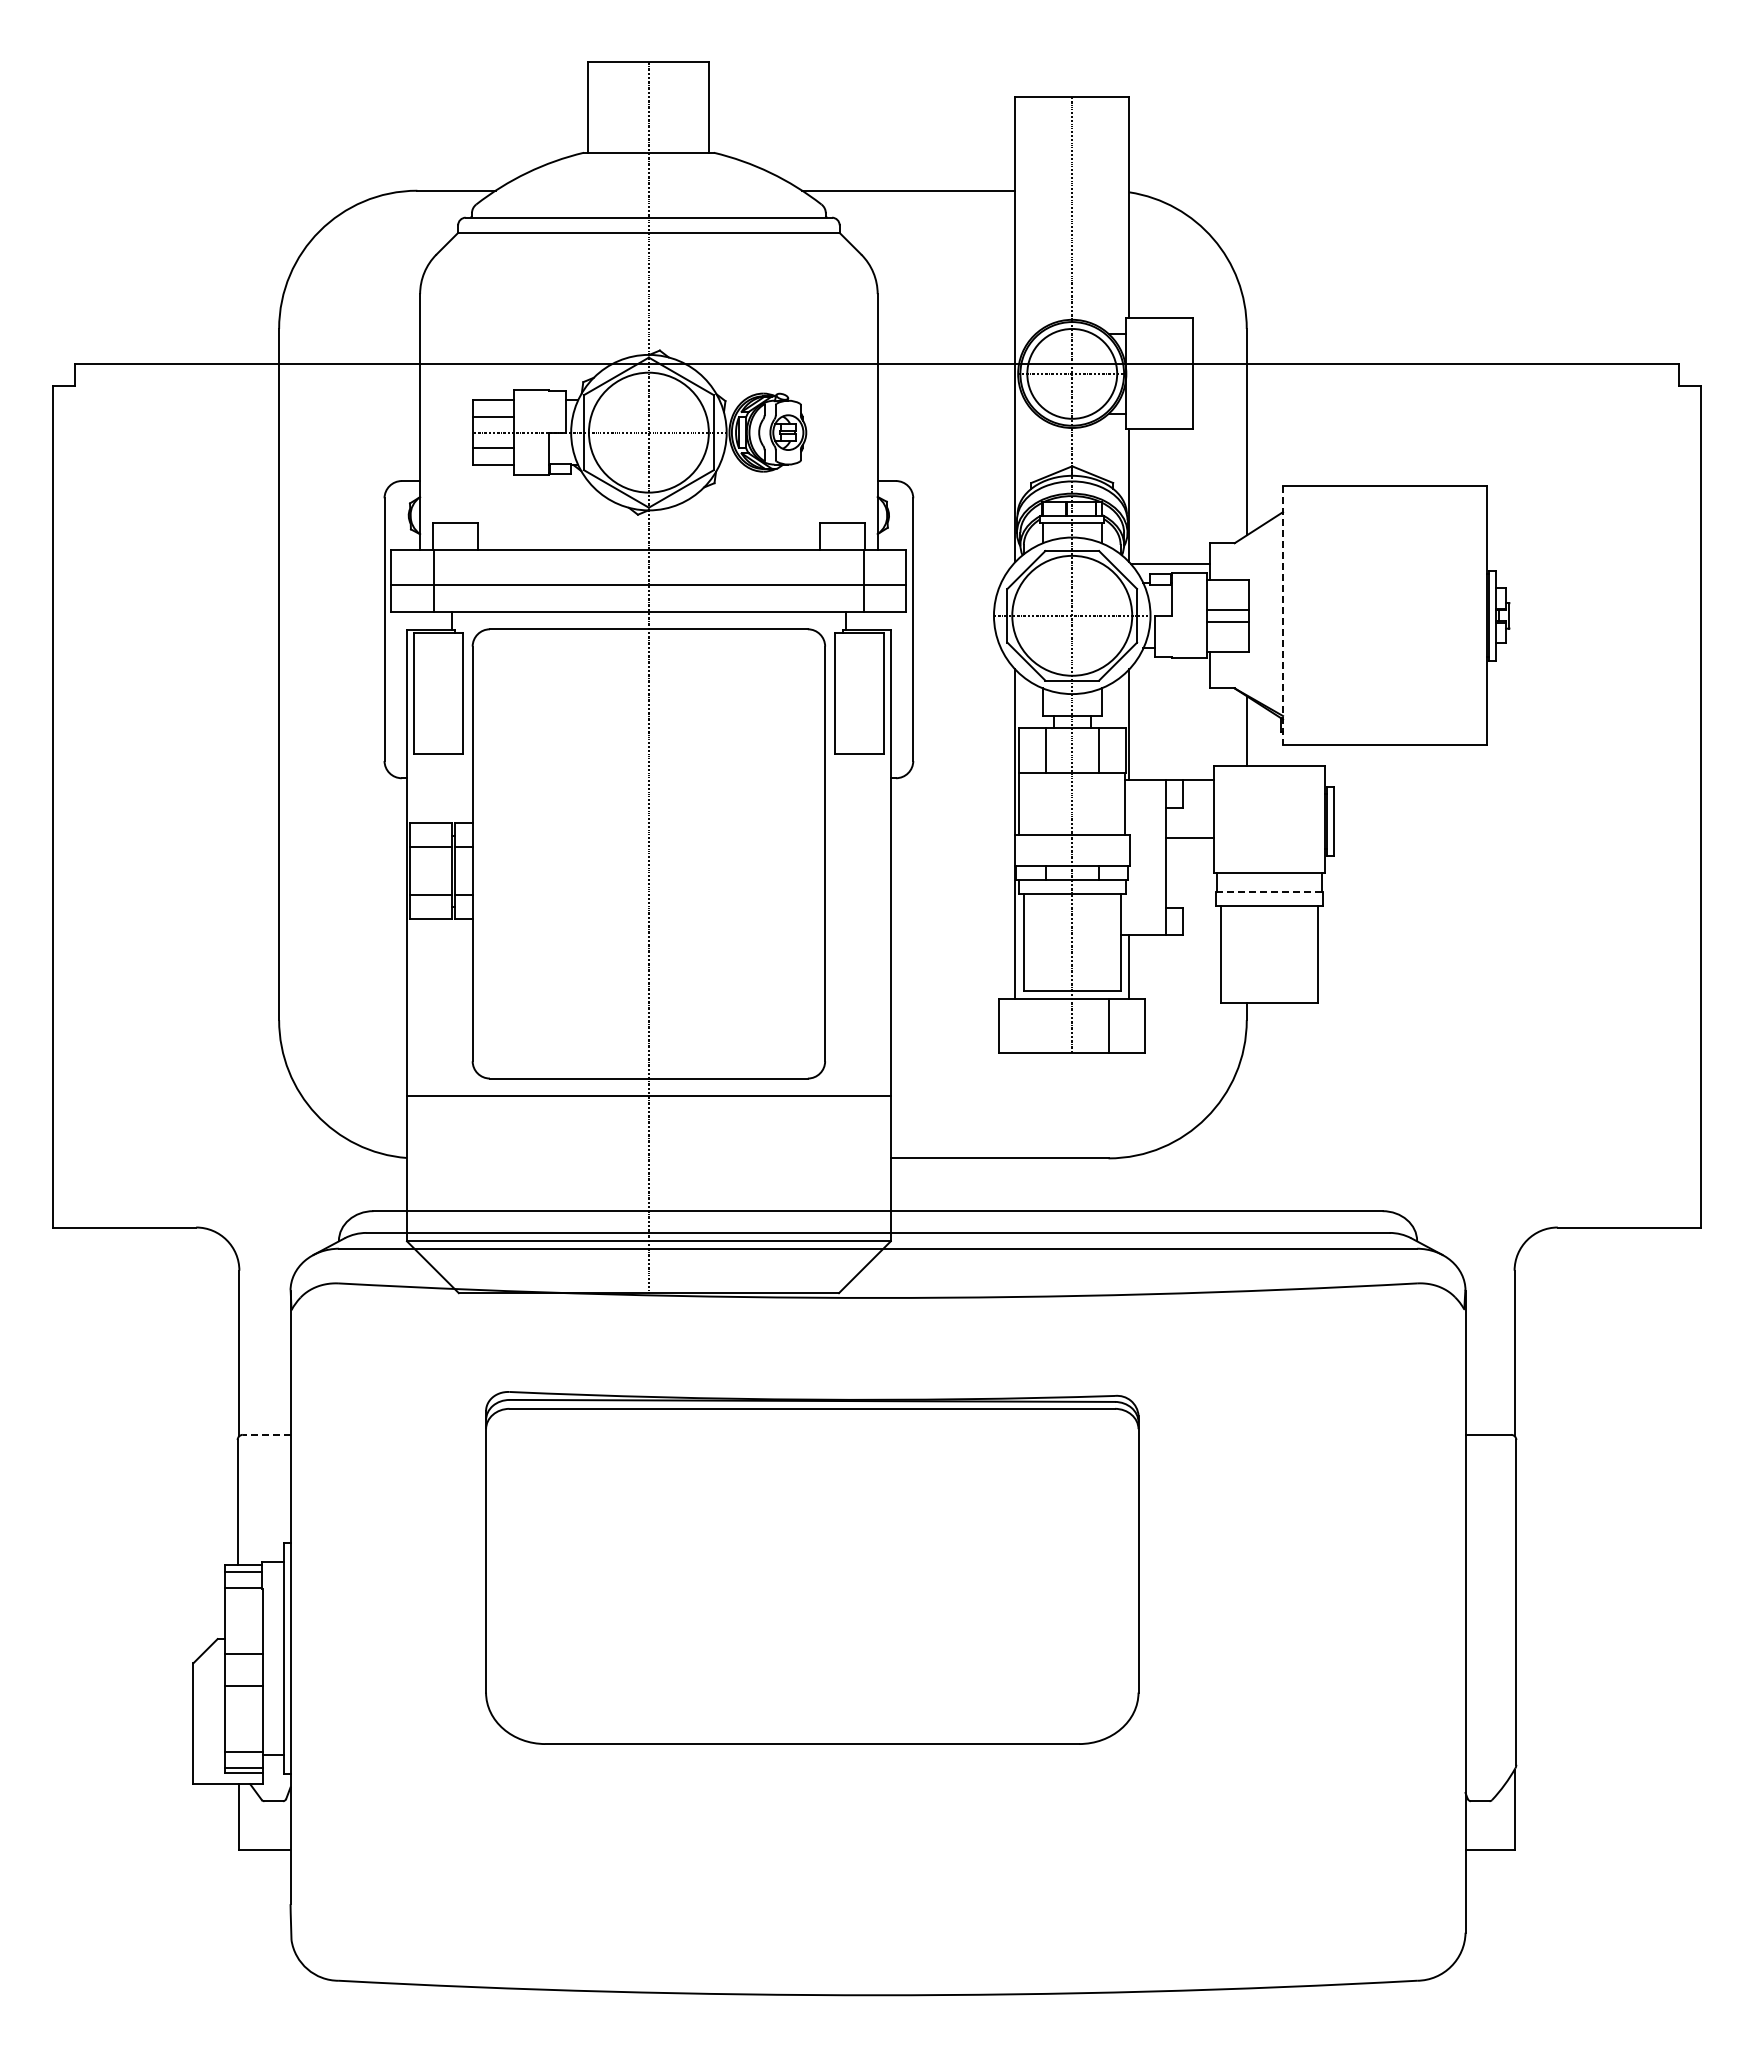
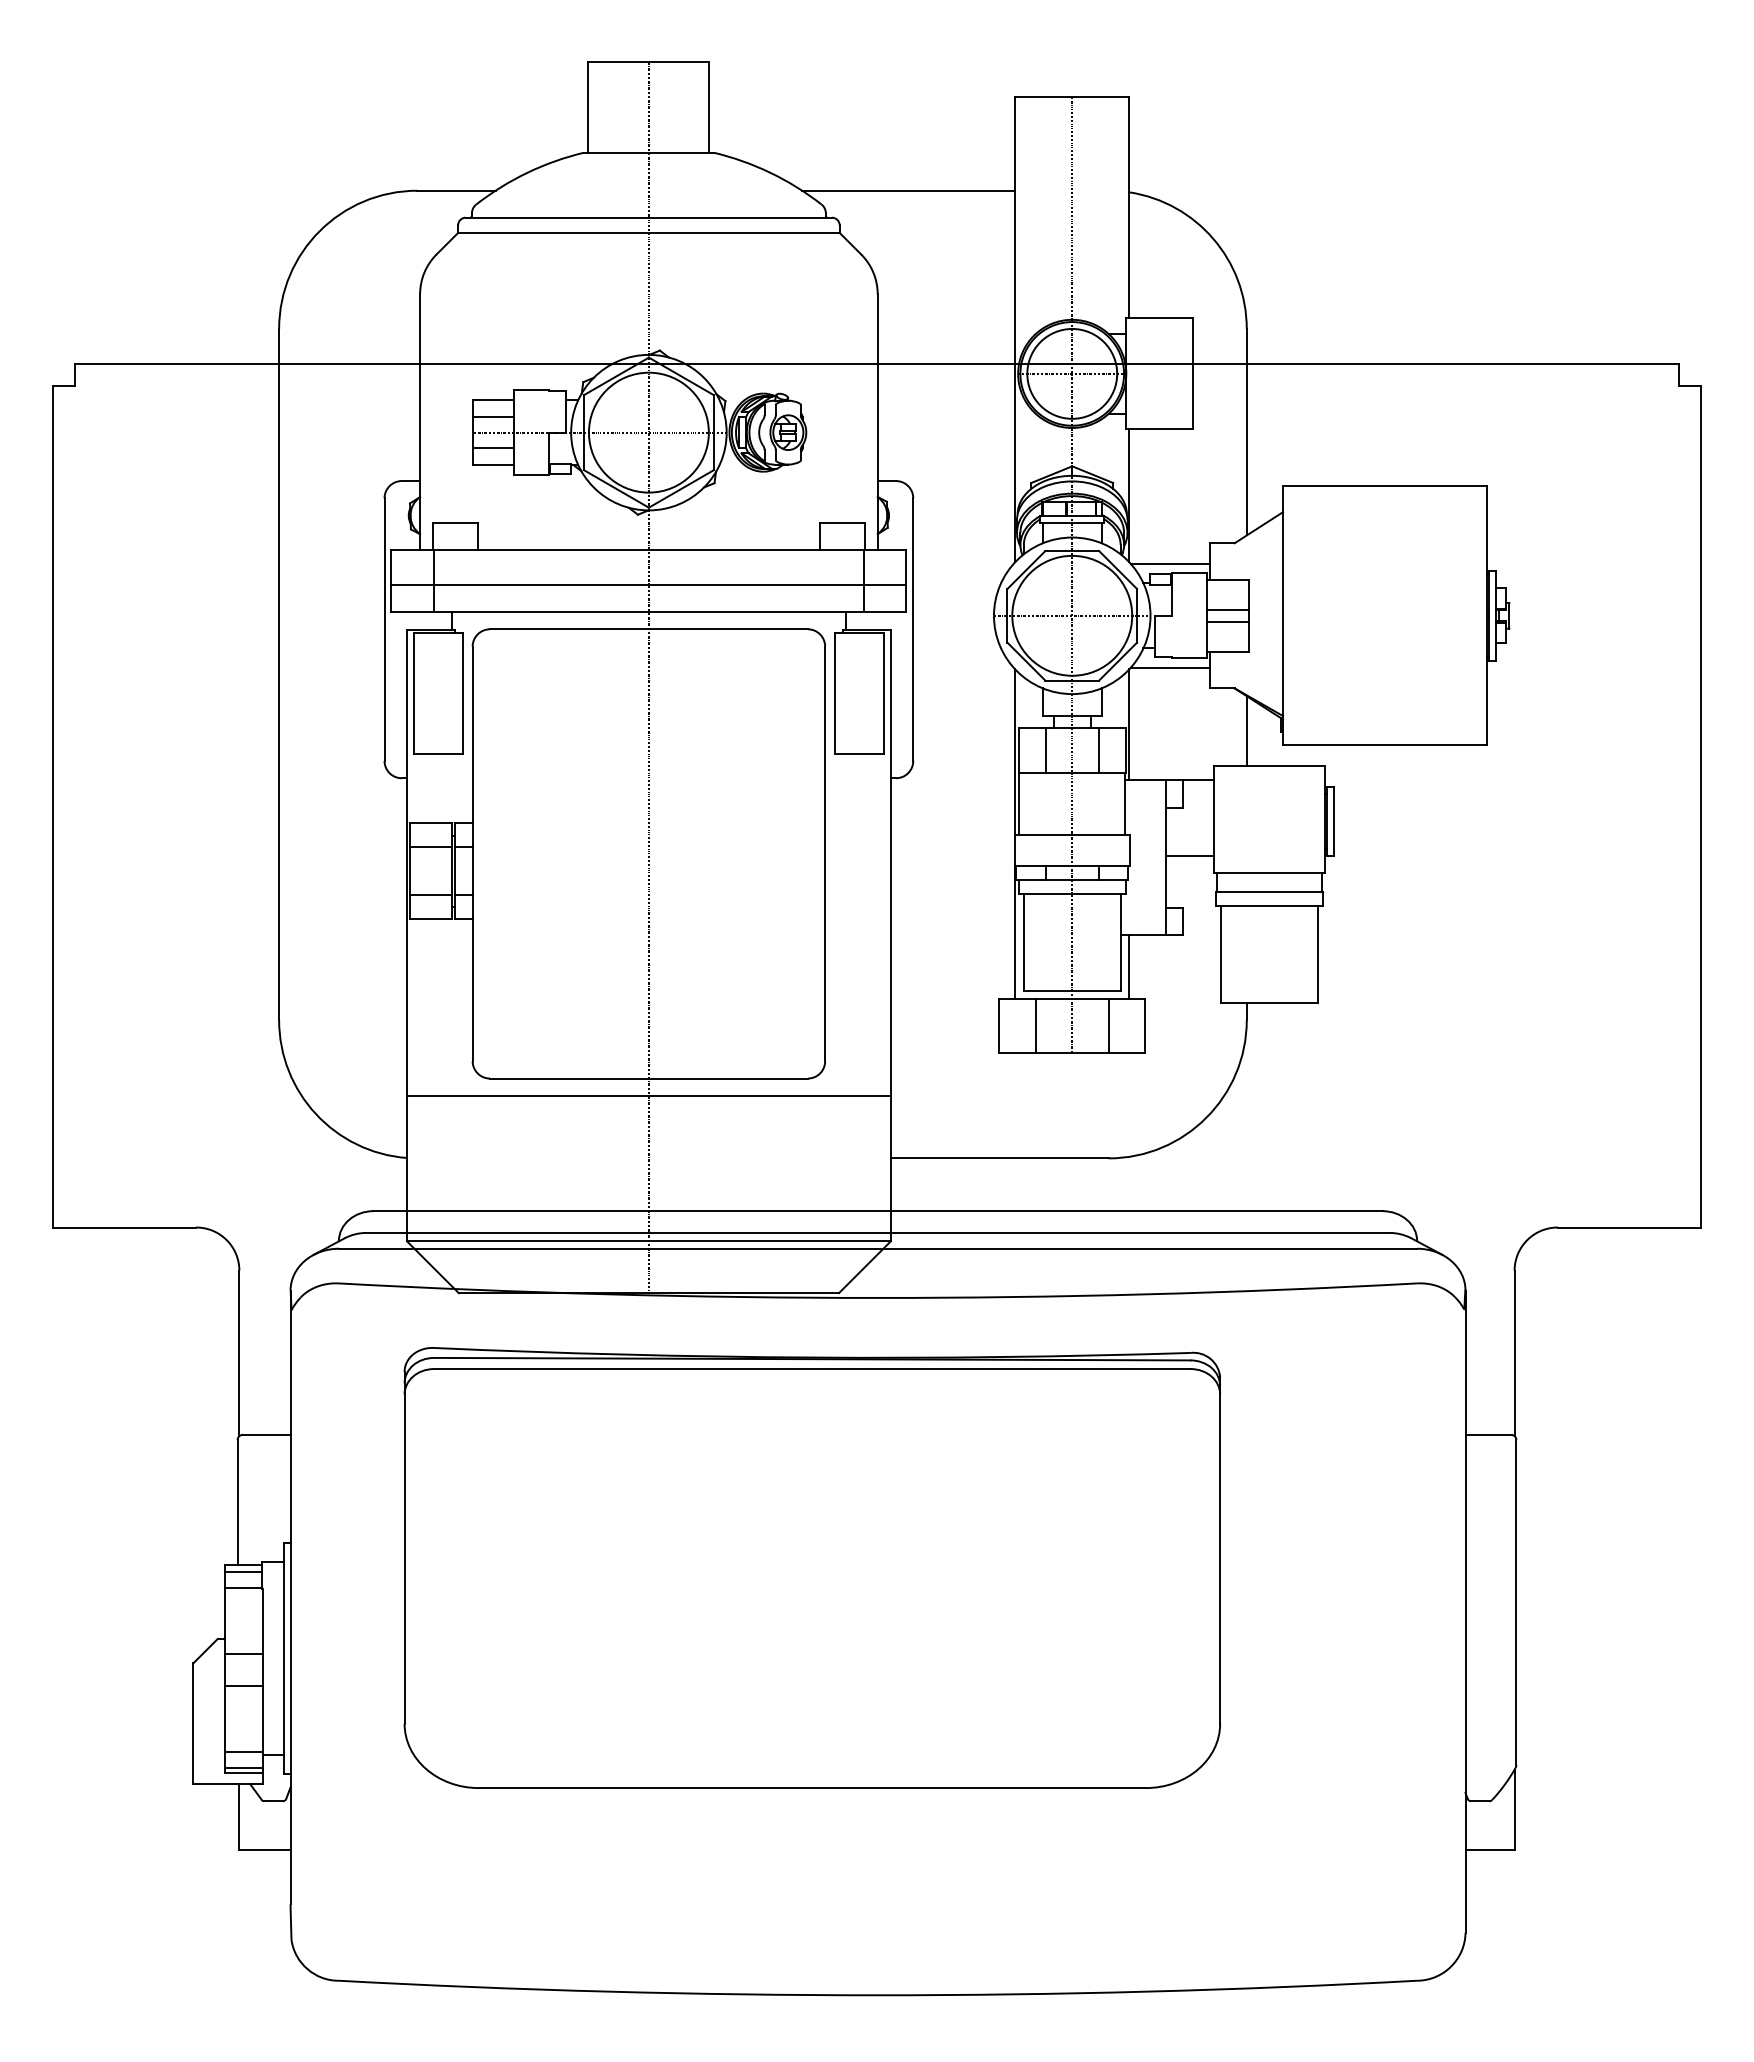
line: dashed -> solid (1283, 615)
line: none -> present (1170, 667)
line position: (1189, 838) -> (1189, 856) (1189, 856)
line: dashed -> solid (1270, 892)
line: none -> present (1035, 1025)
line: dashed -> solid (266, 1434)
part size: 655x354 px -> 818x442 px (811, 1567)
